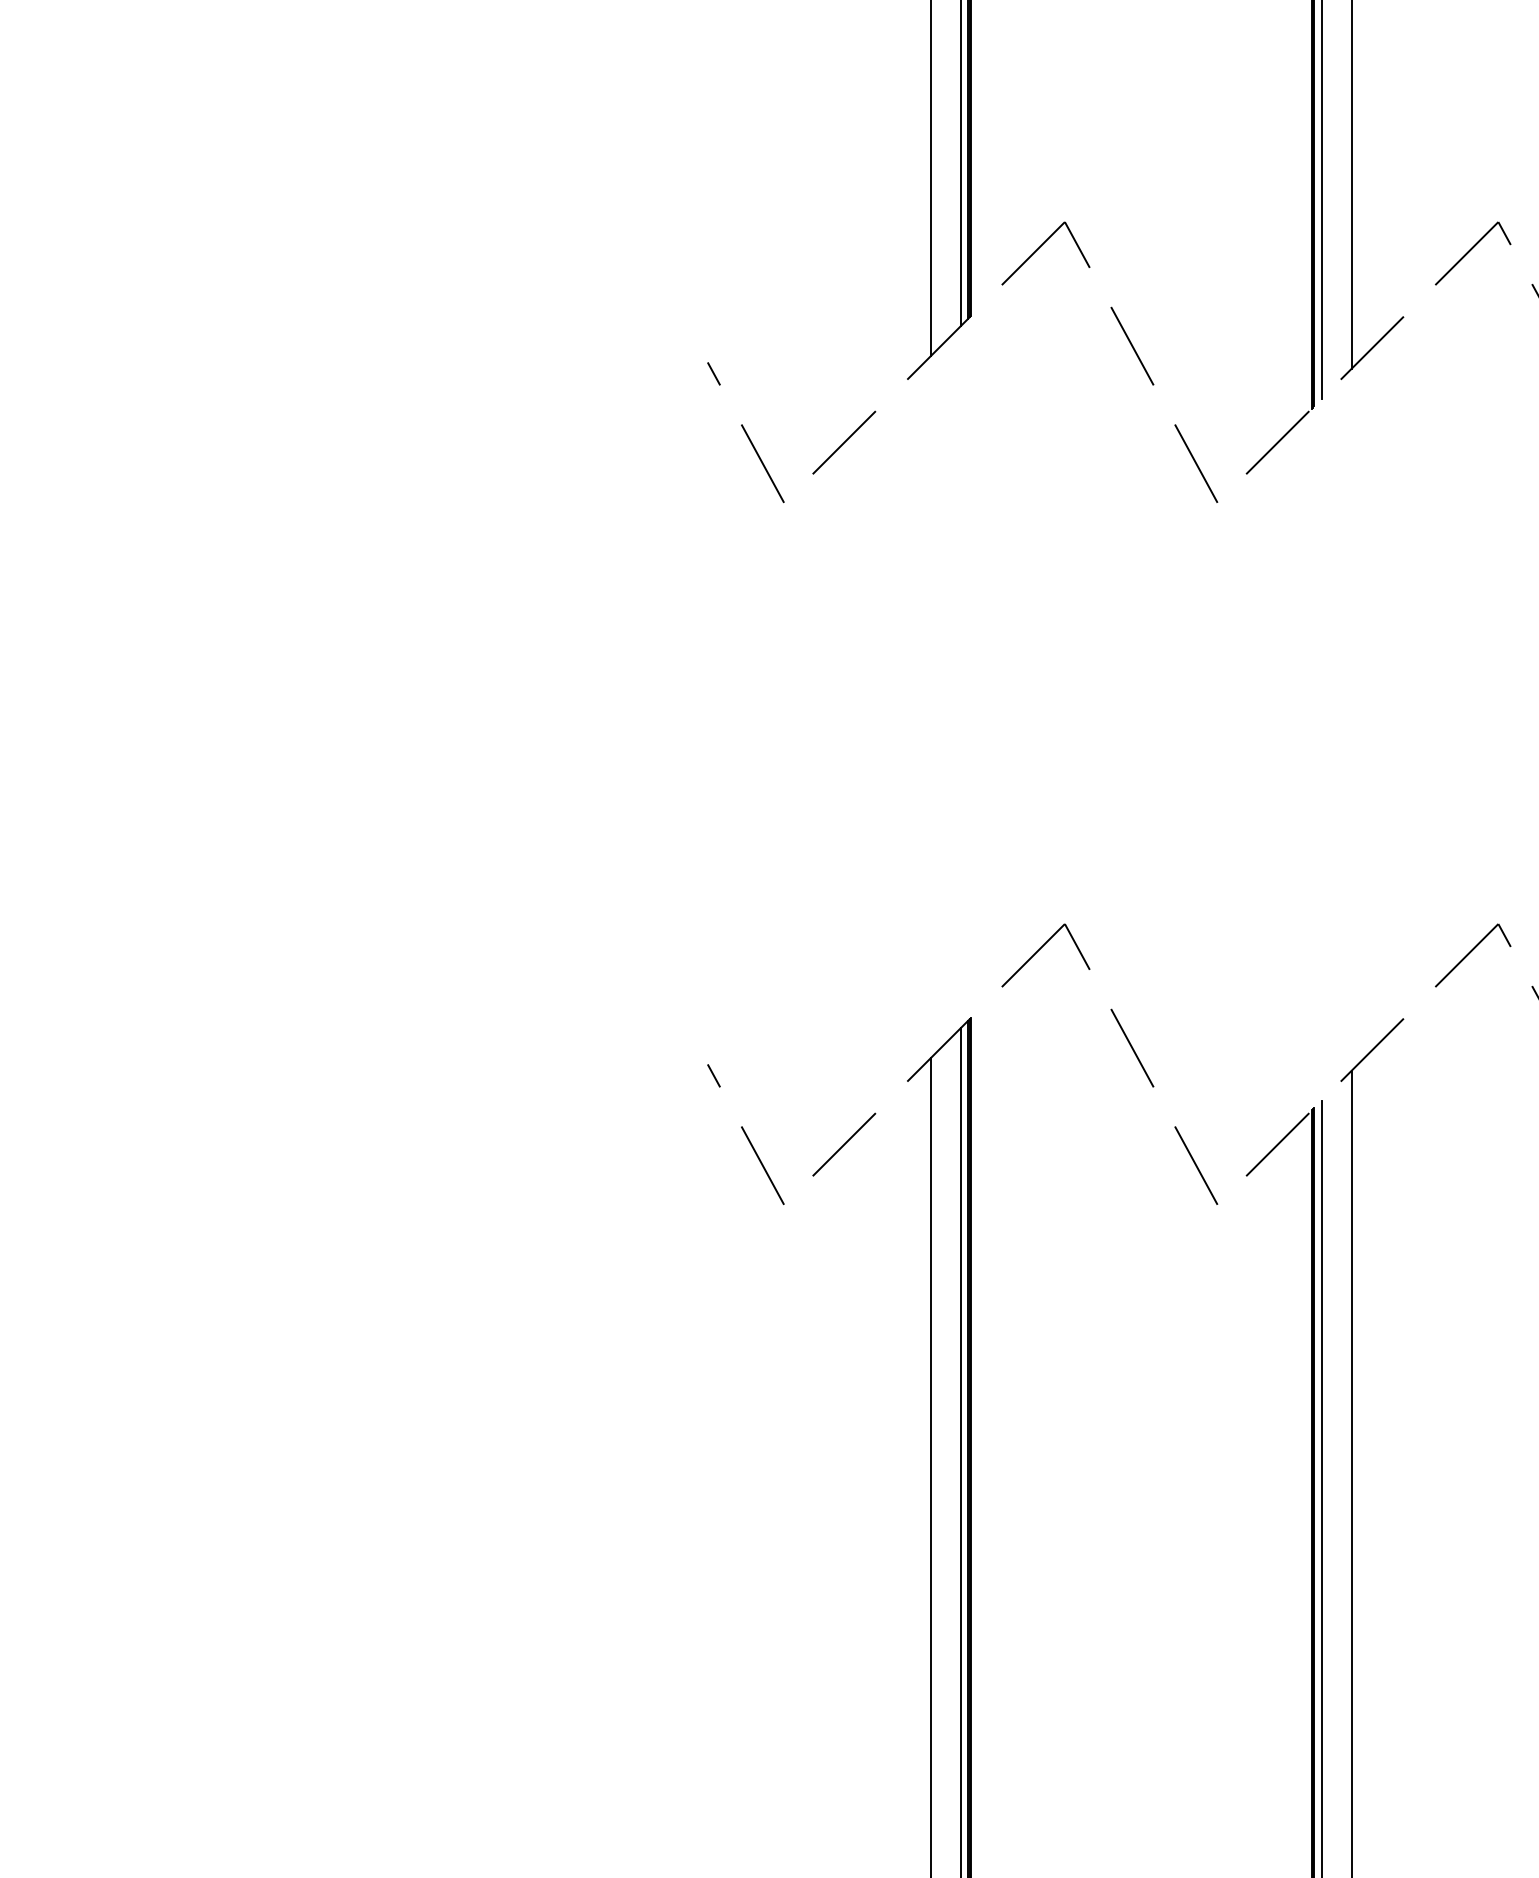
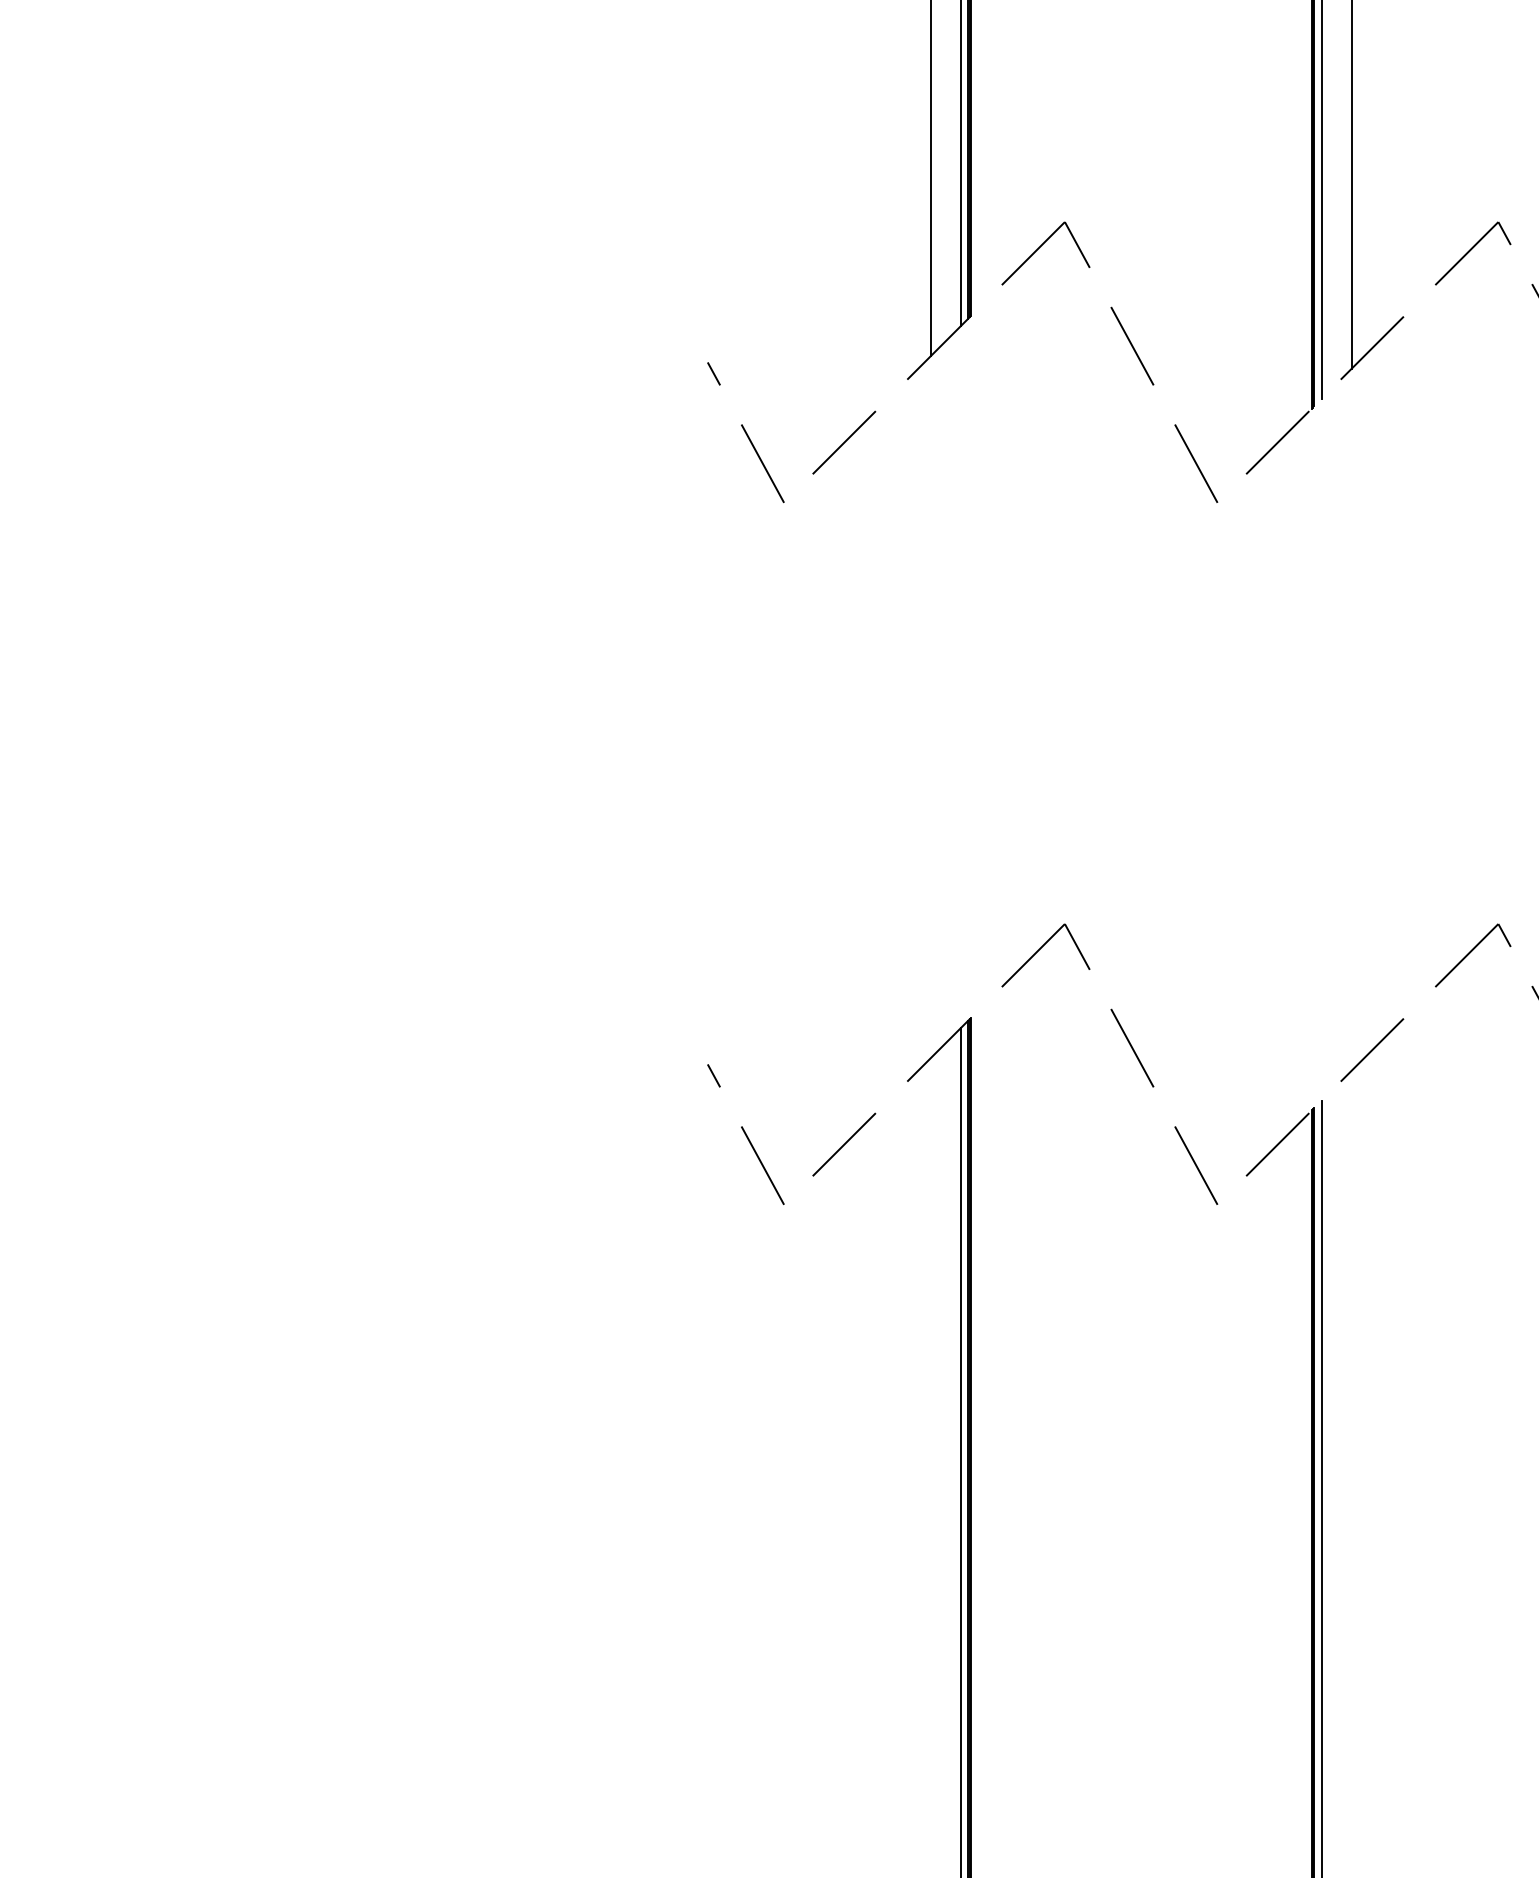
line: present -> none (930, 1466)
line: present -> none (1351, 1472)
